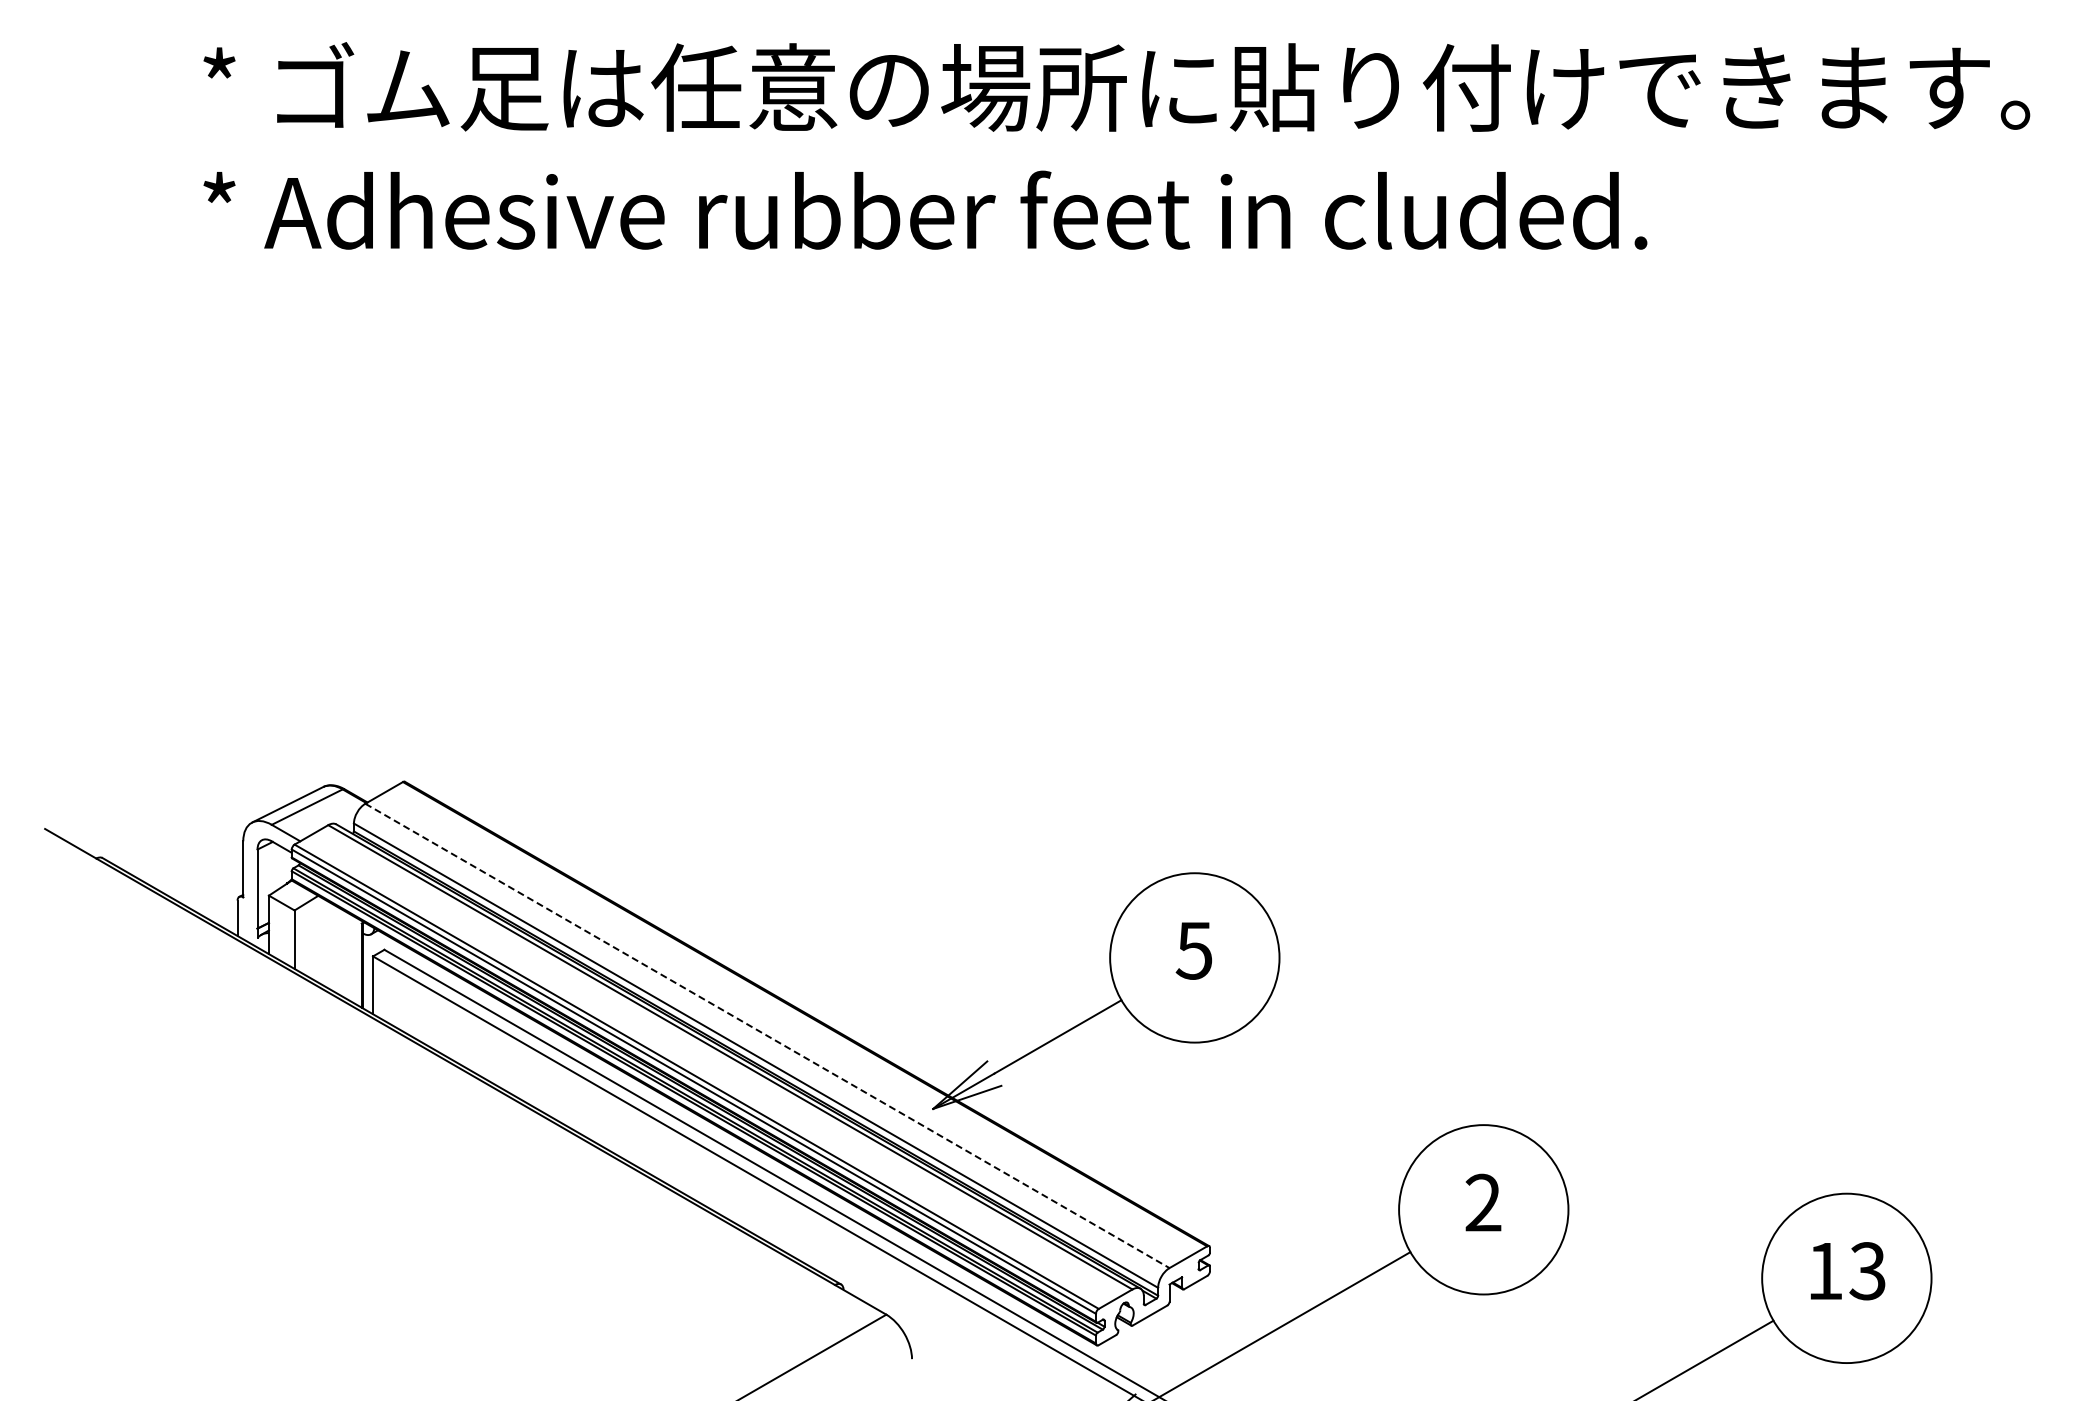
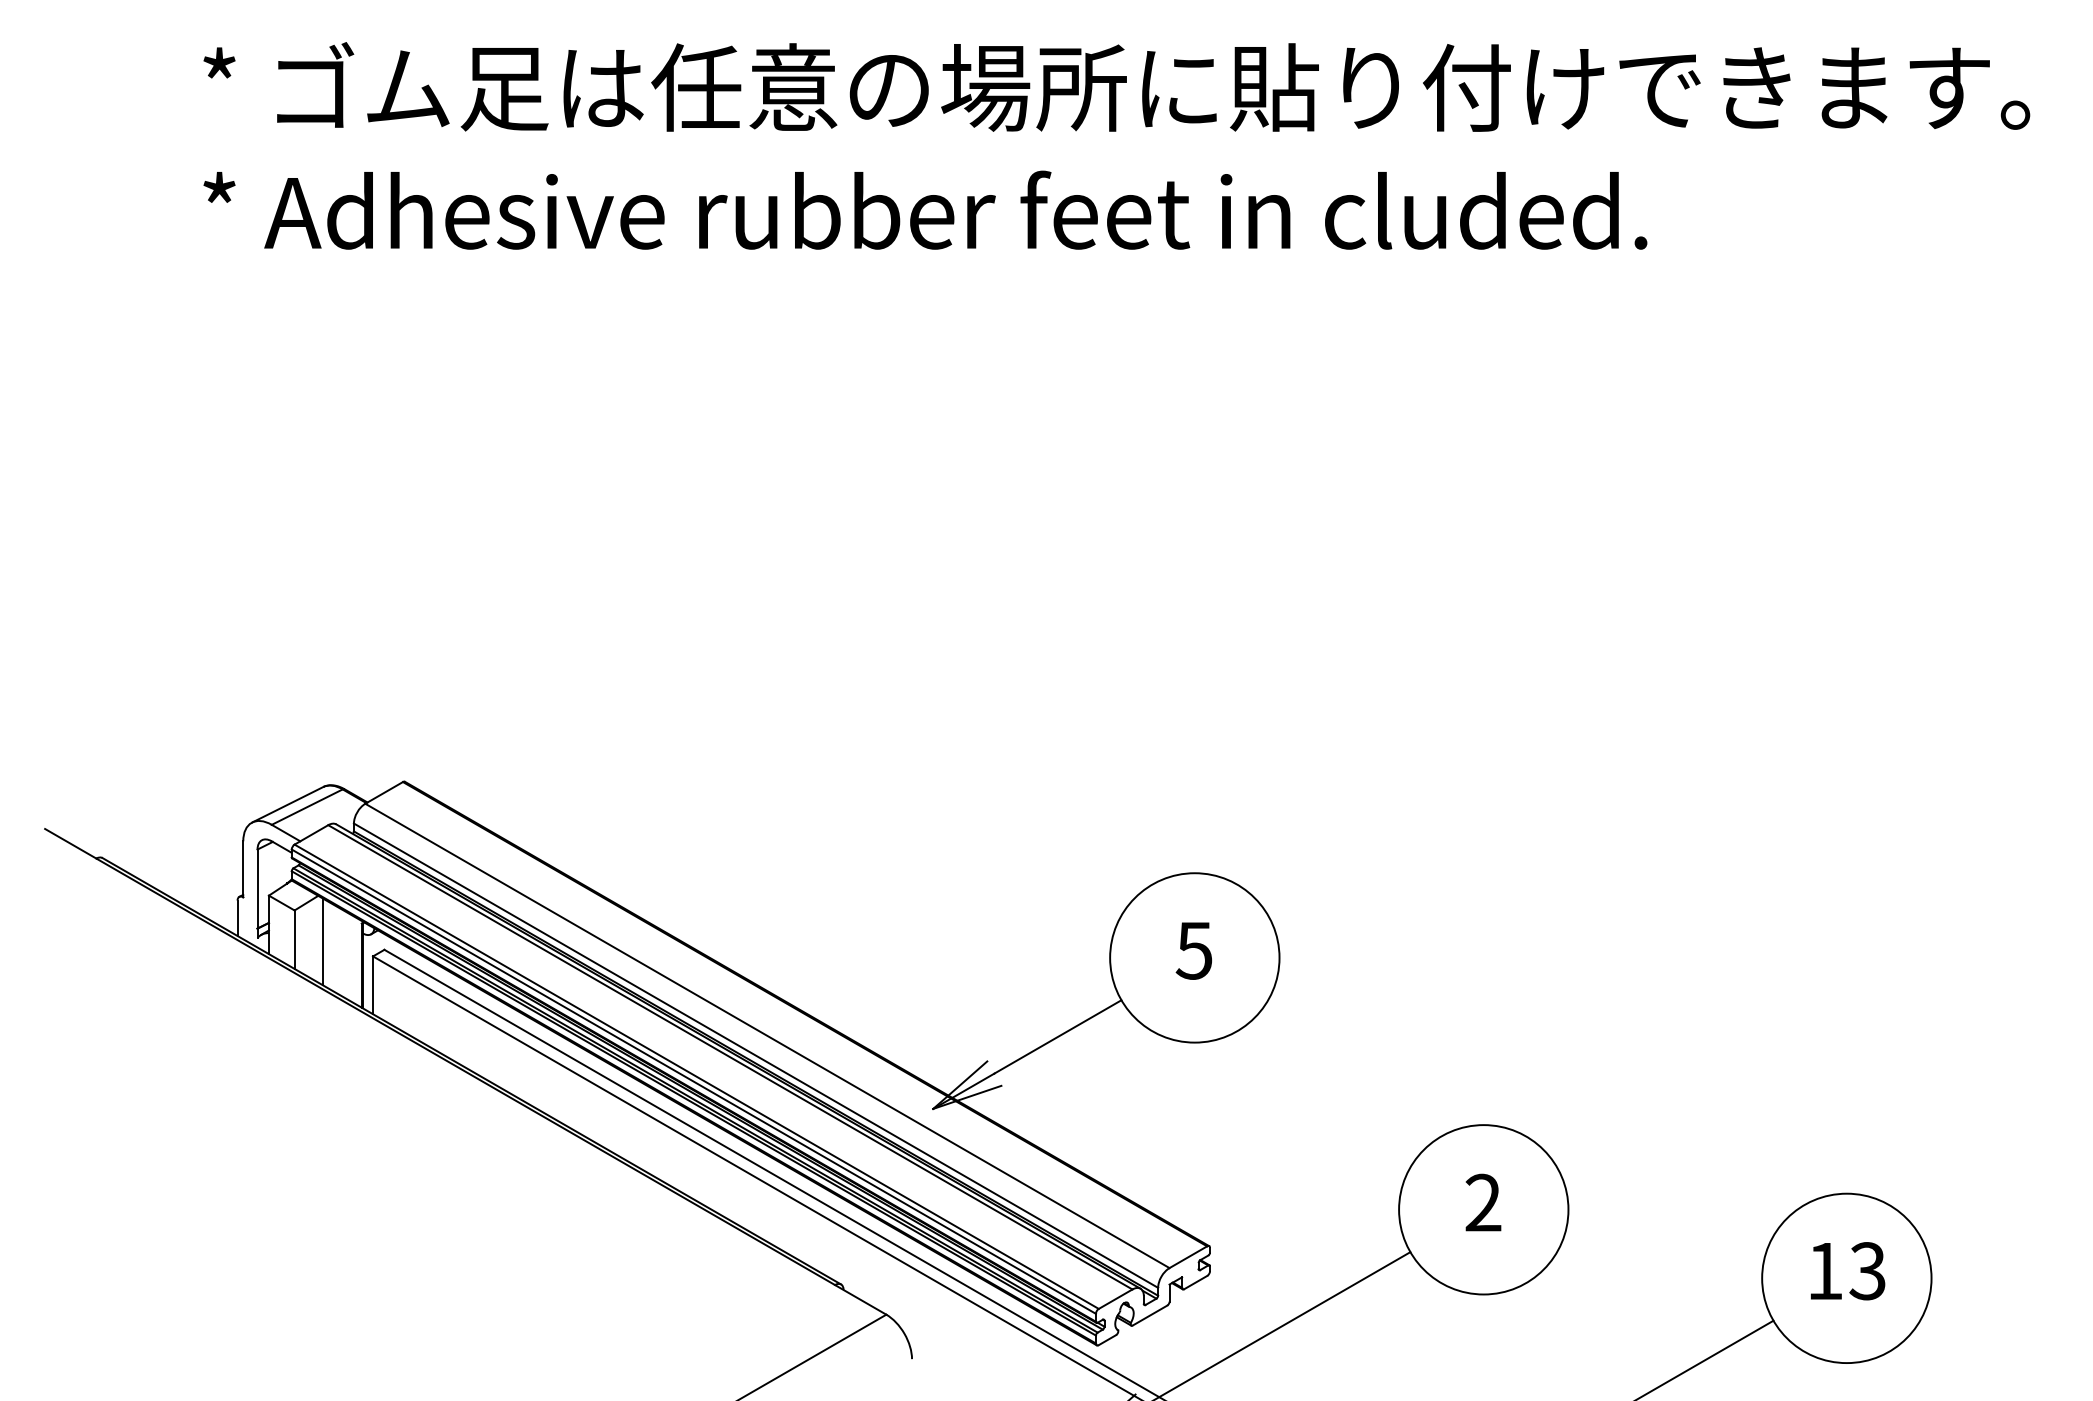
line: none -> present (323, 941)
line: dashed -> solid (767, 1036)
